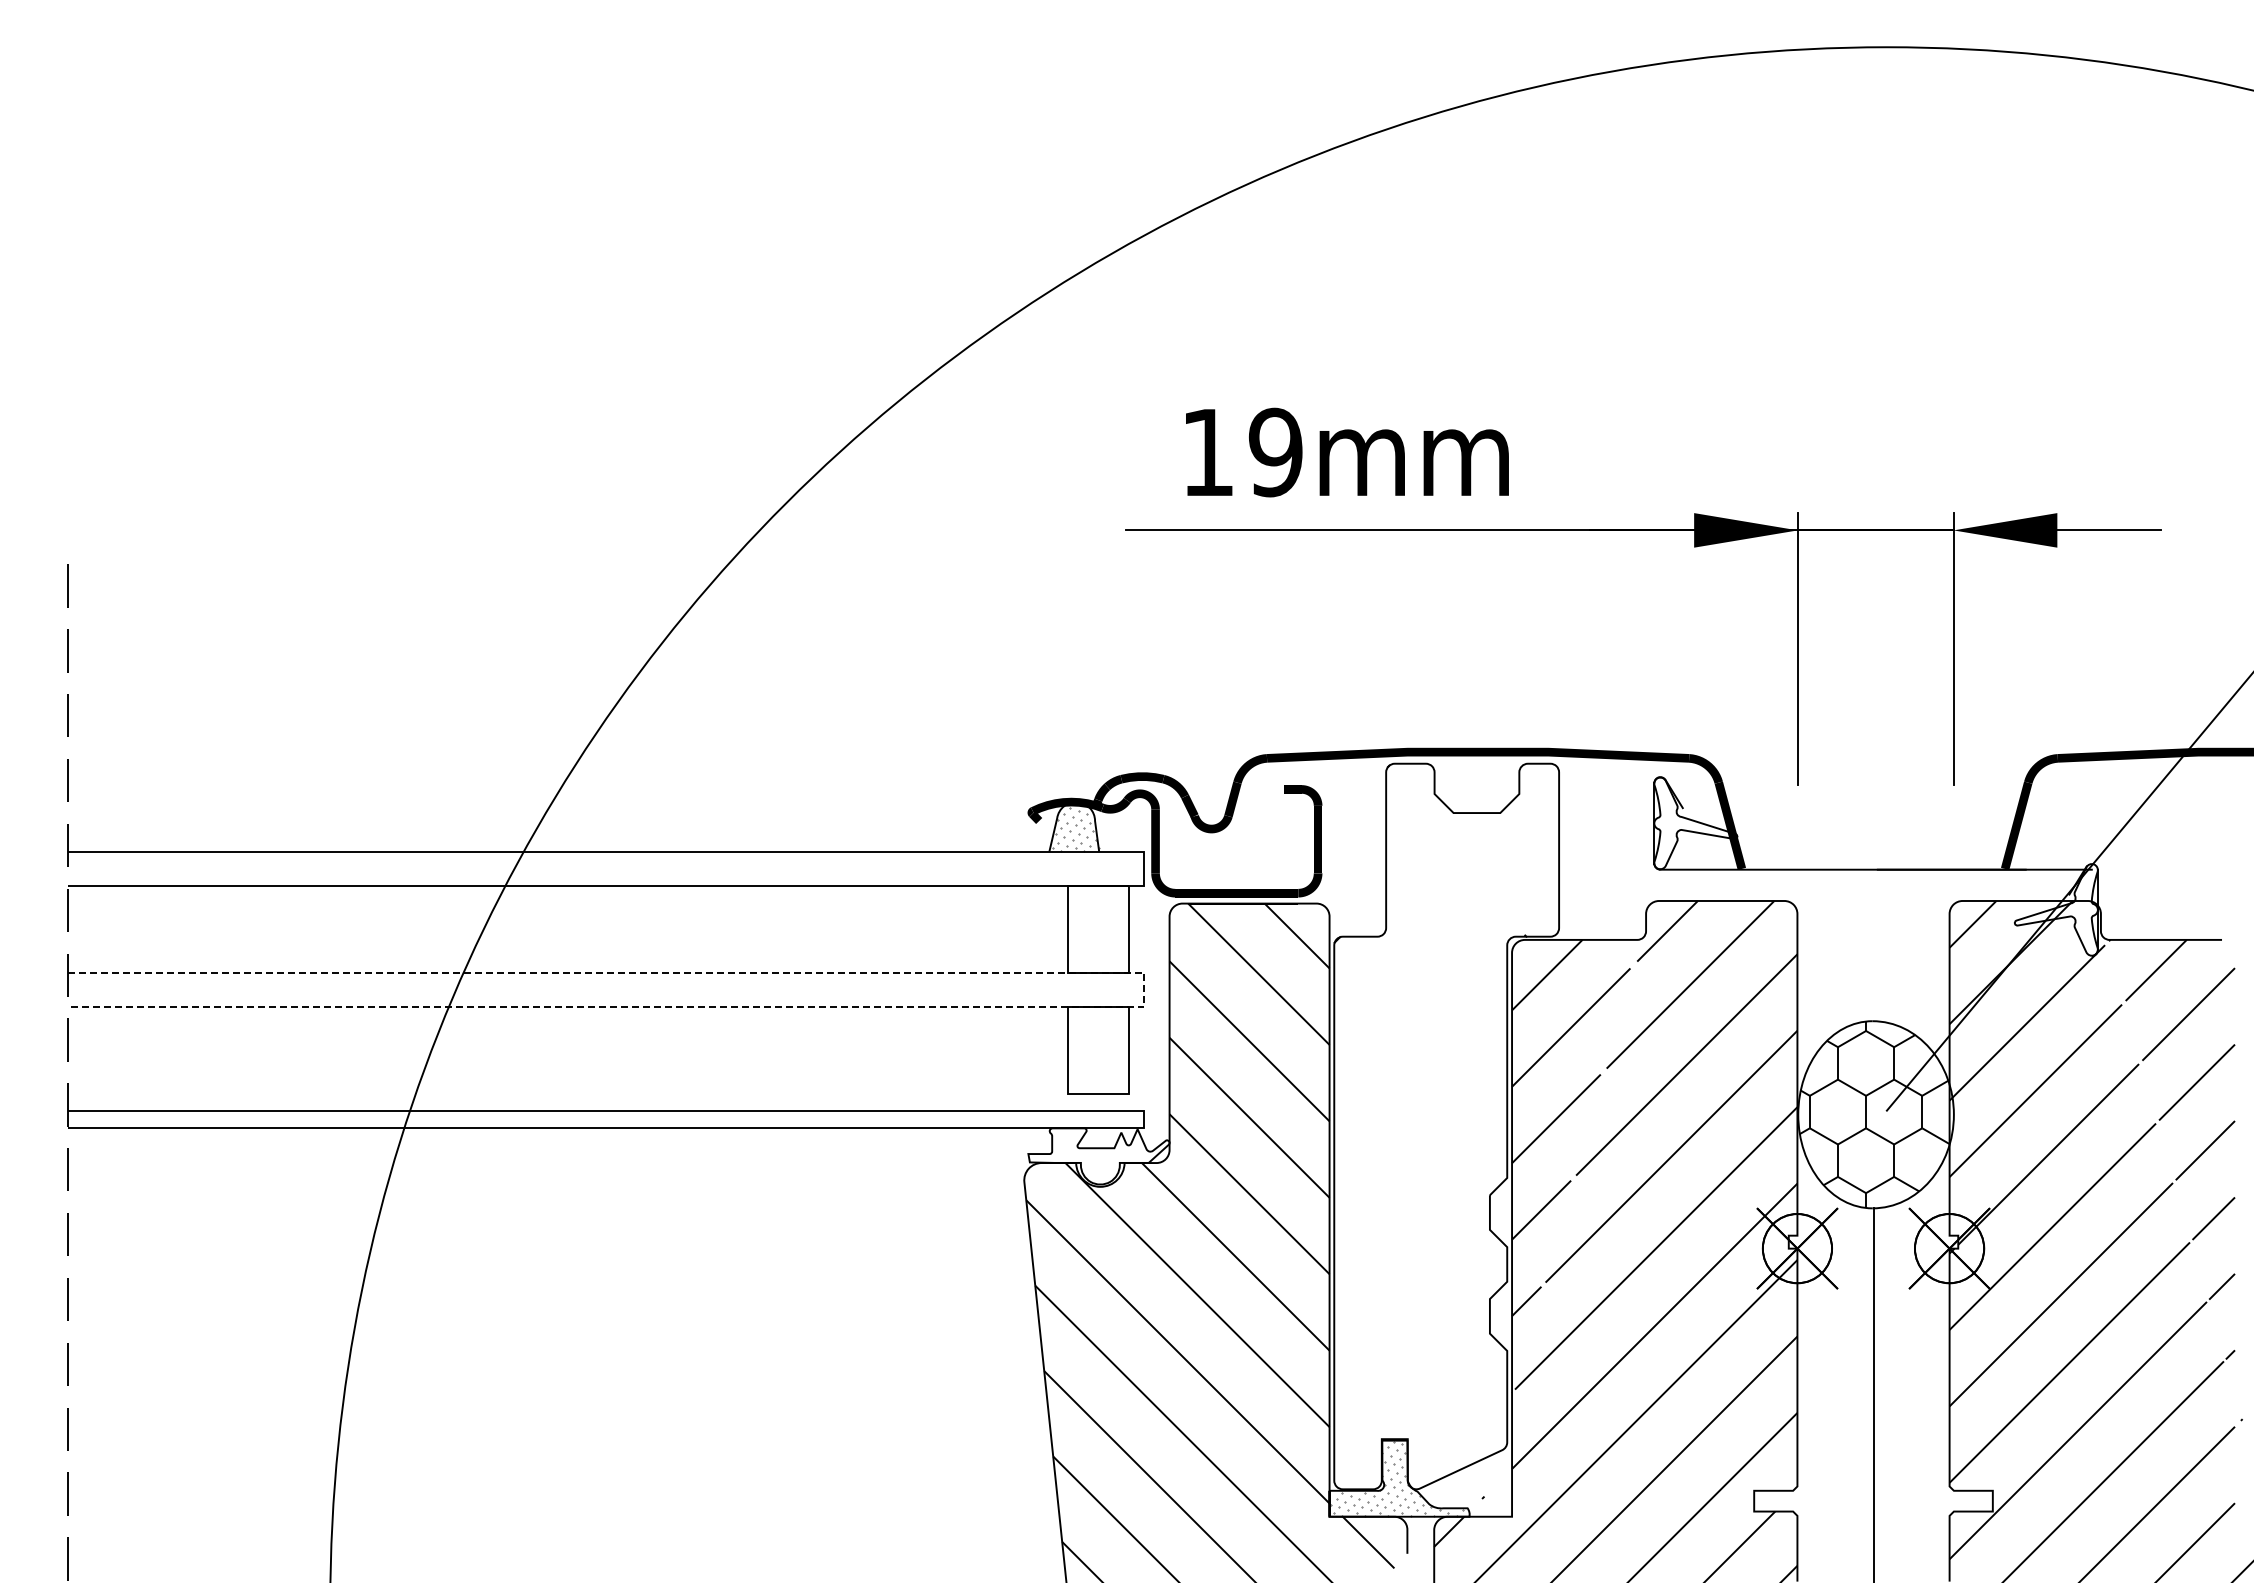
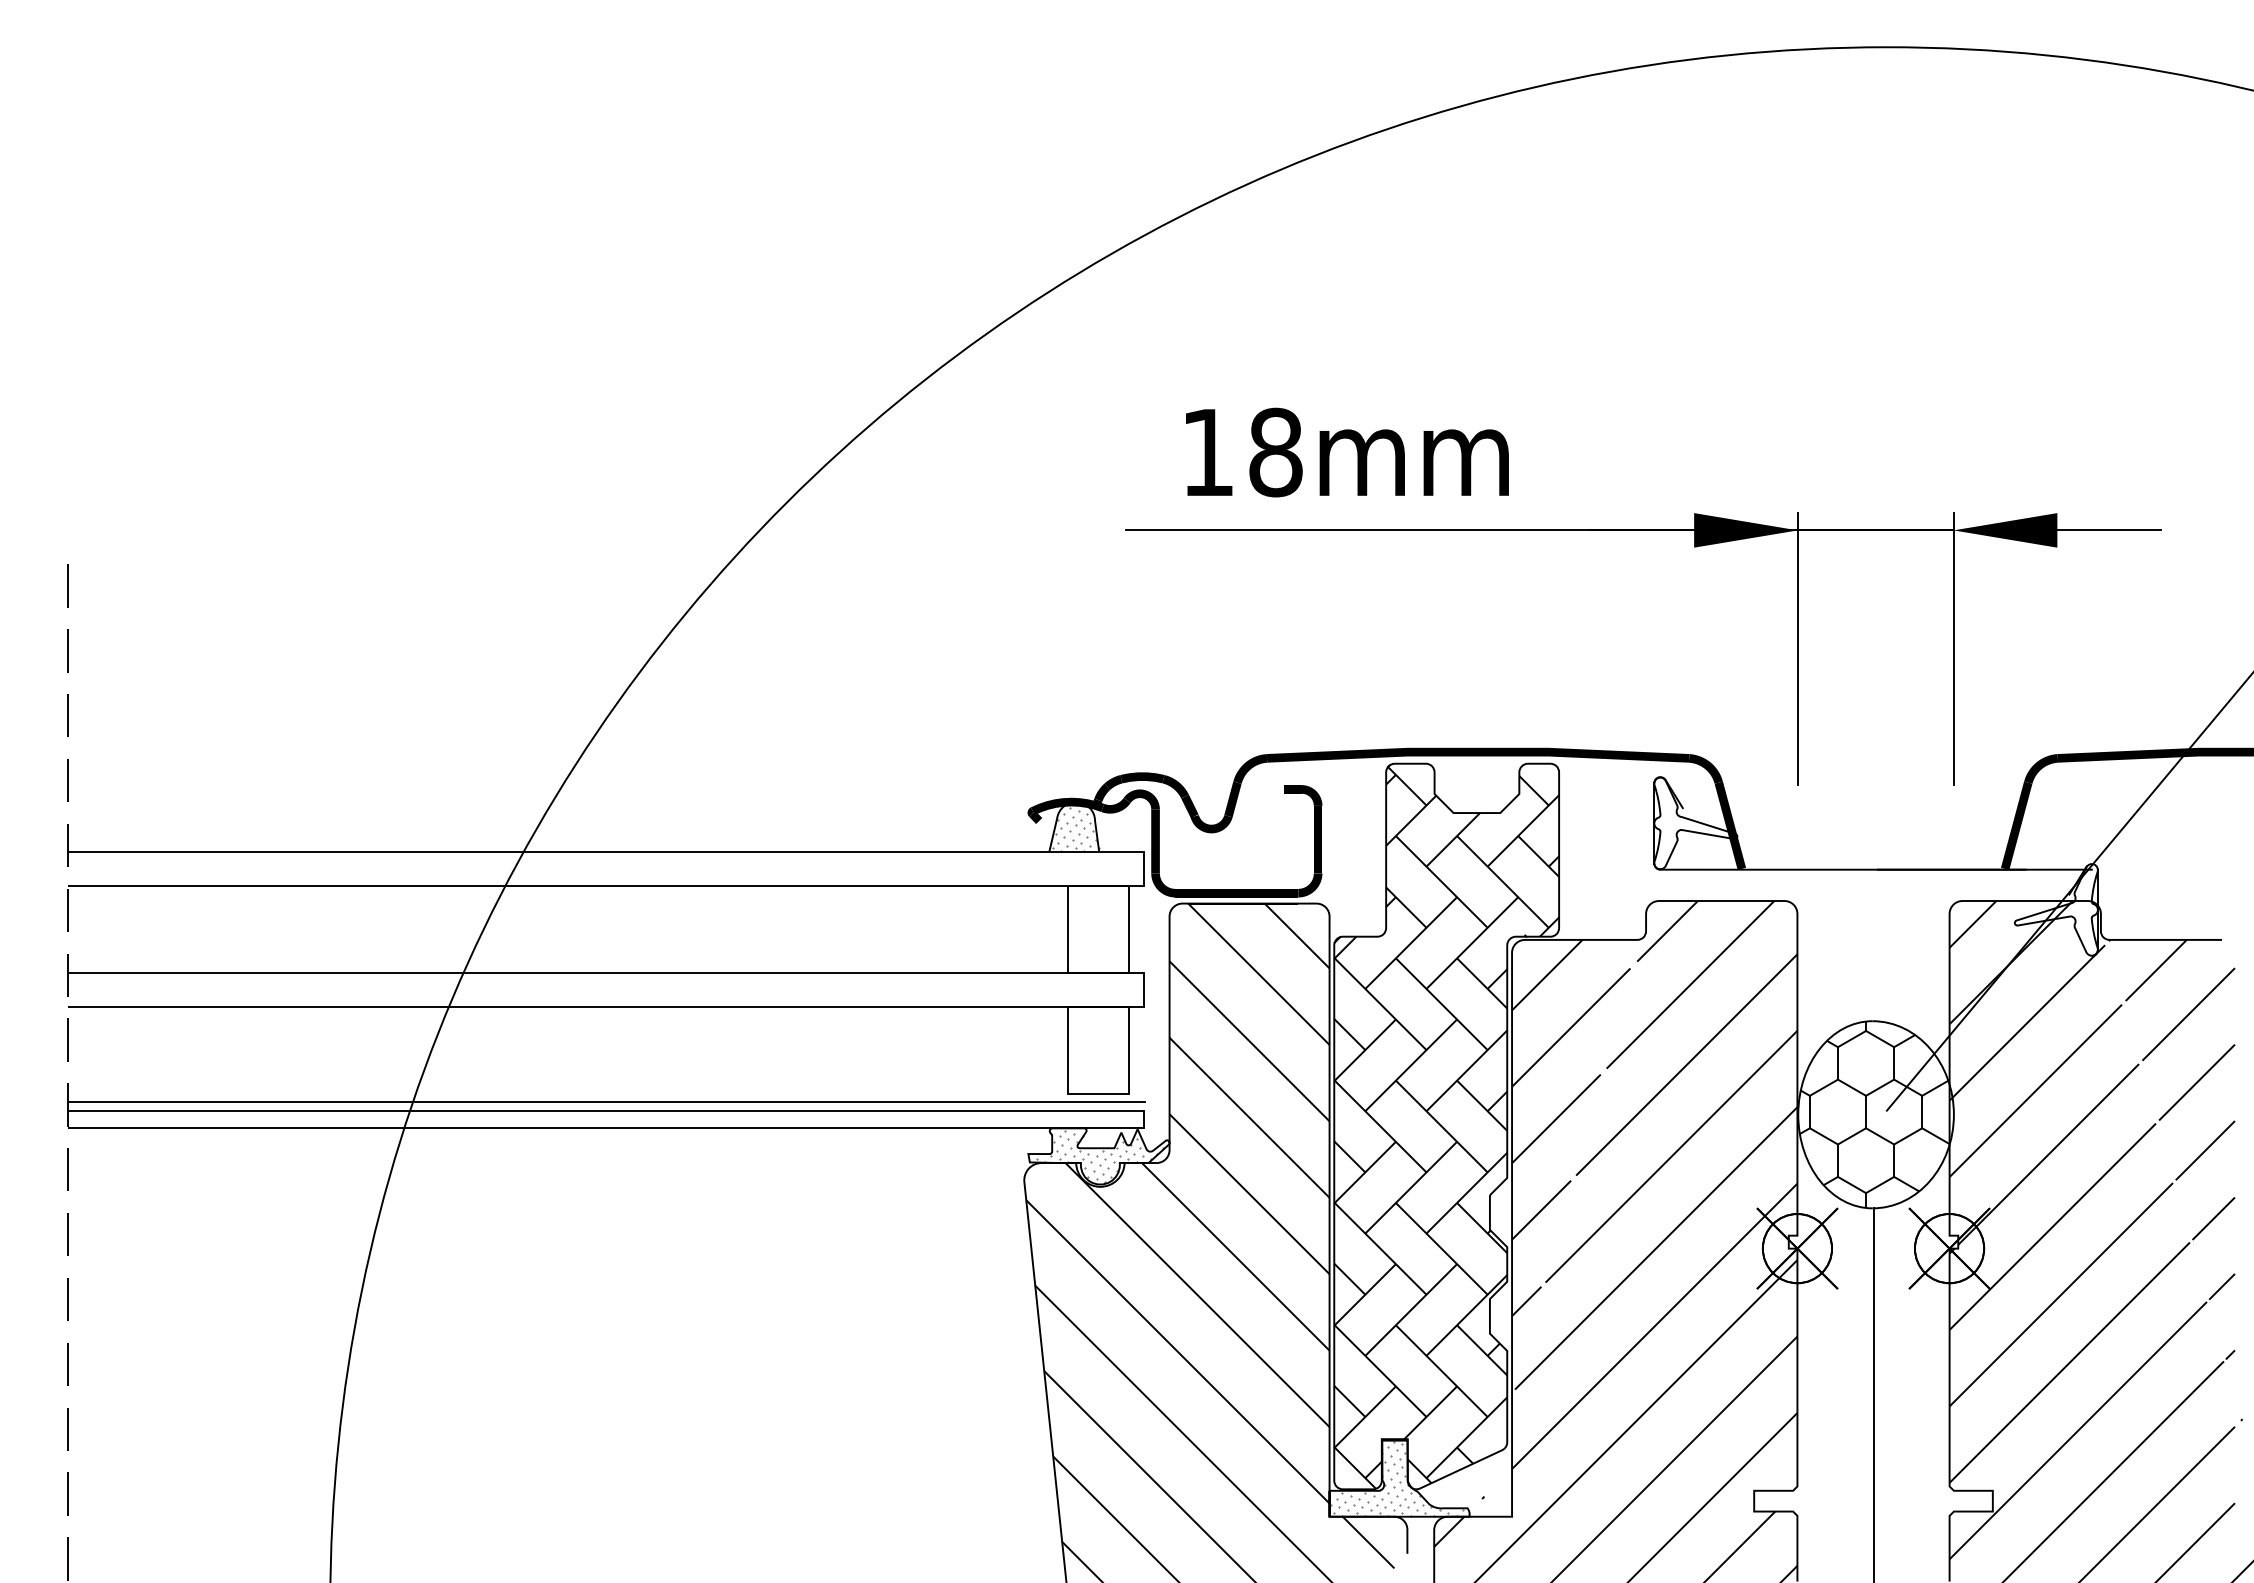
text: 19mm -> 18mm (1275, 452)
line: dashed -> solid (1144, 990)
line: none -> present (605, 1102)
hatch: none -> present (1446, 1127)
hatch: none -> present (1102, 1156)
